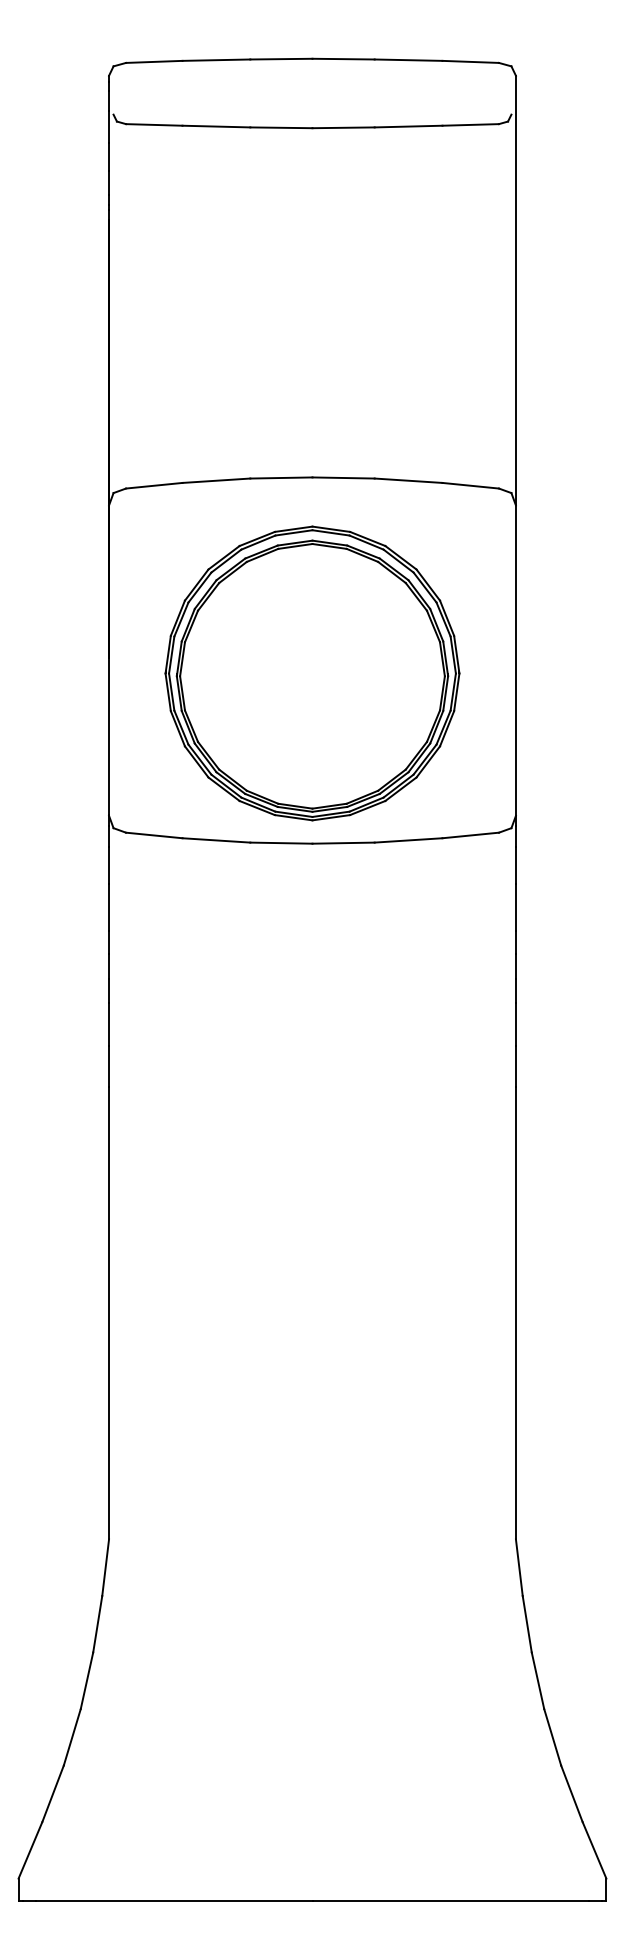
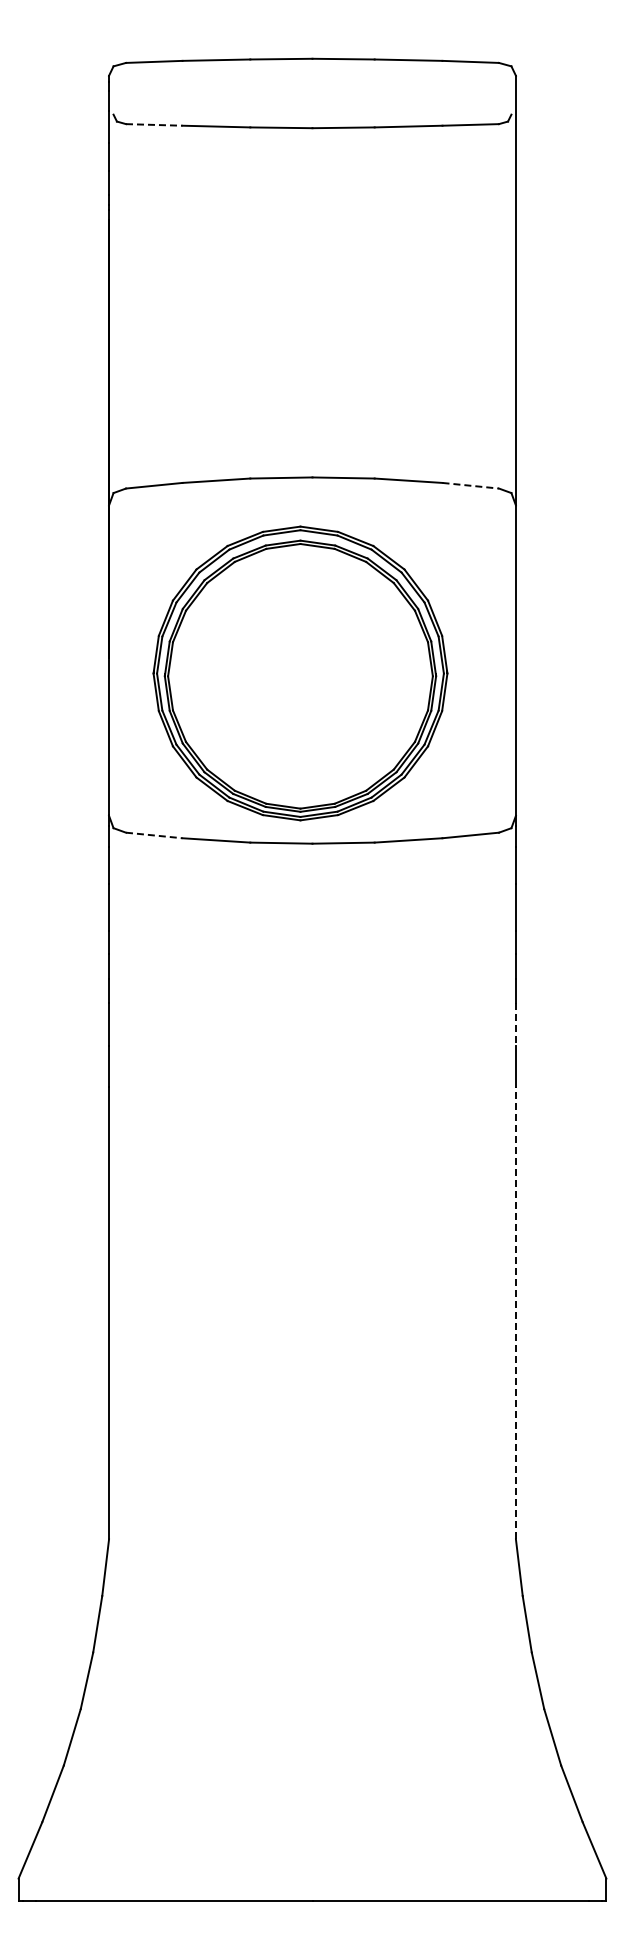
line: solid -> dashed (154, 124)
line: solid -> dashed (471, 485)
part position: (312, 673) -> (300, 673) (300, 673)
line: solid -> dashed (154, 835)
line: solid -> dashed (515, 1025)
line: solid -> dashed (515, 1312)
